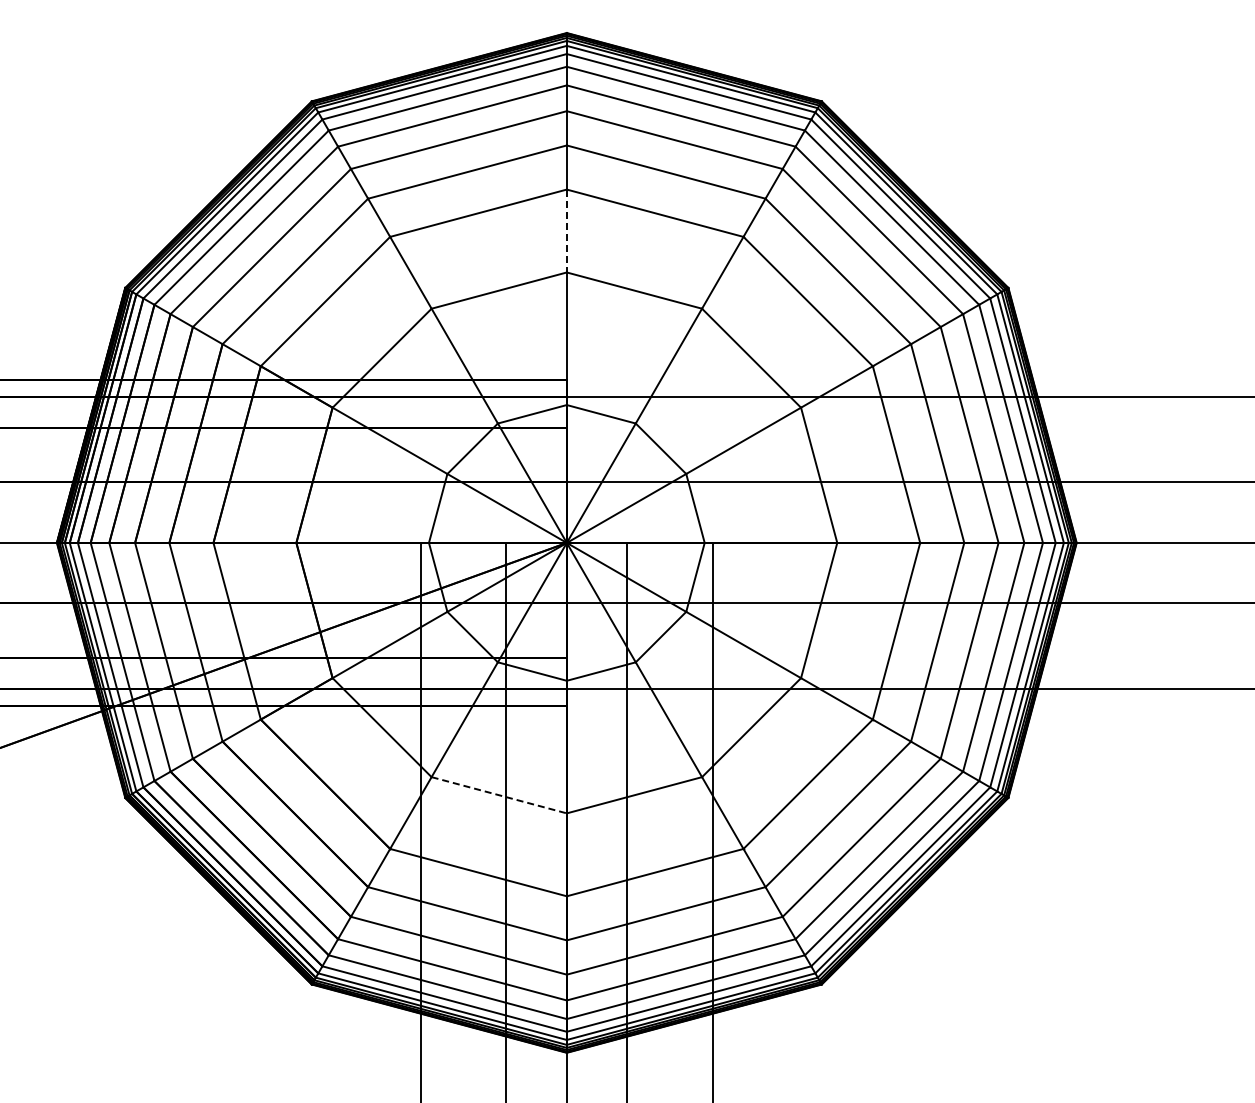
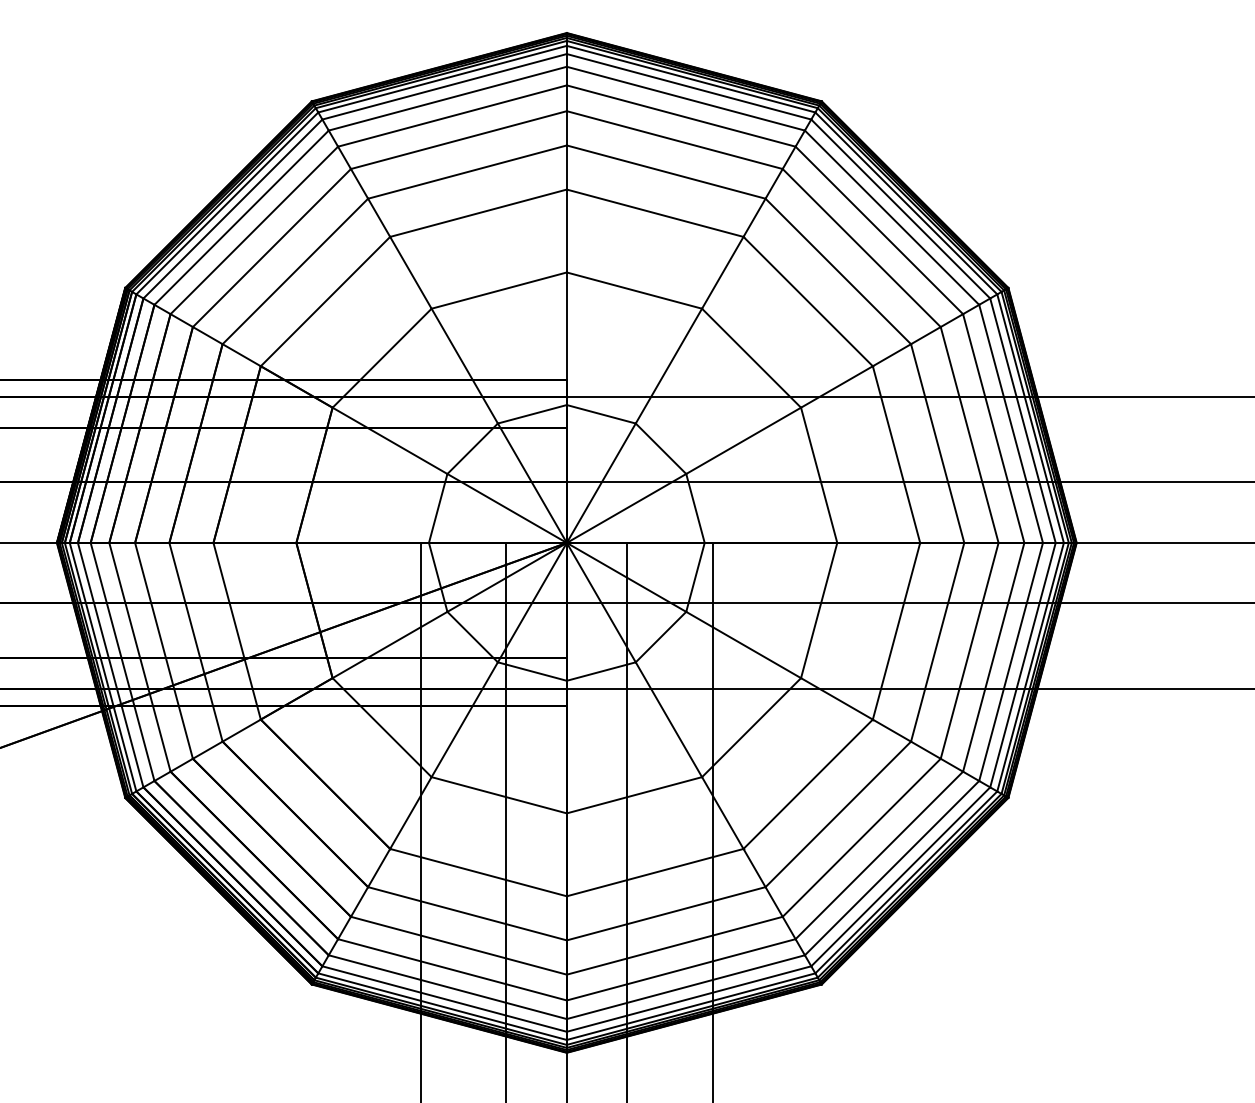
line: dashed -> solid (566, 231)
line: dashed -> solid (499, 795)
